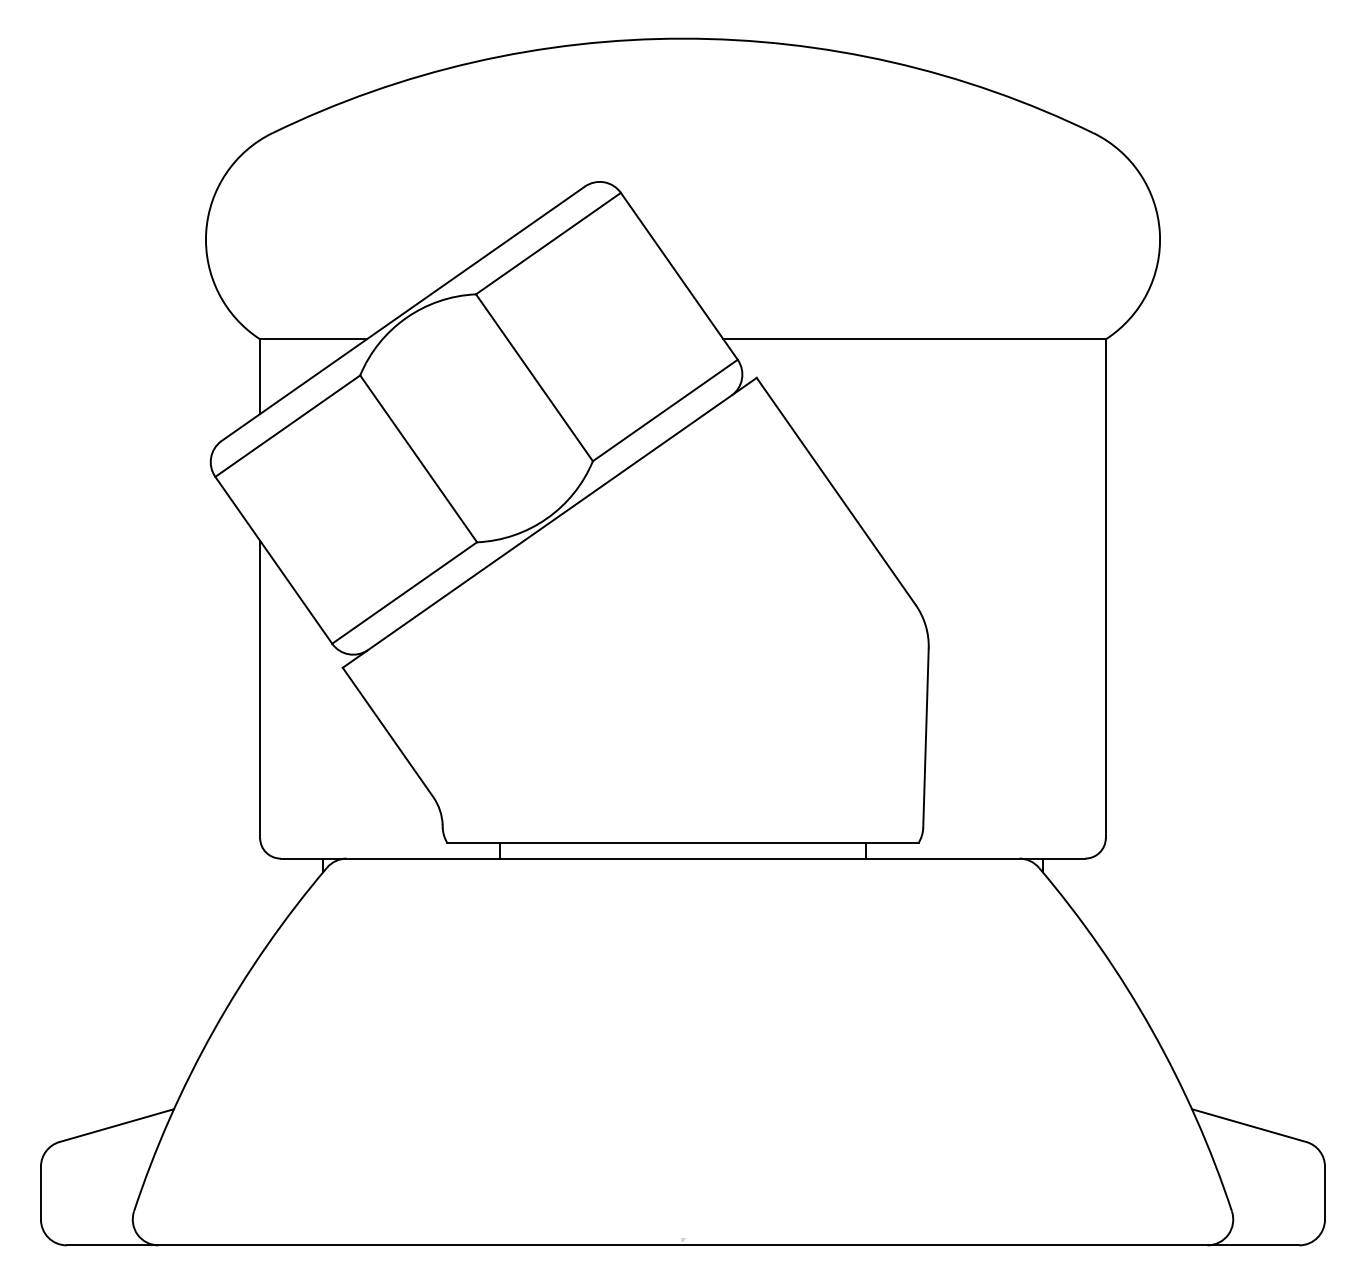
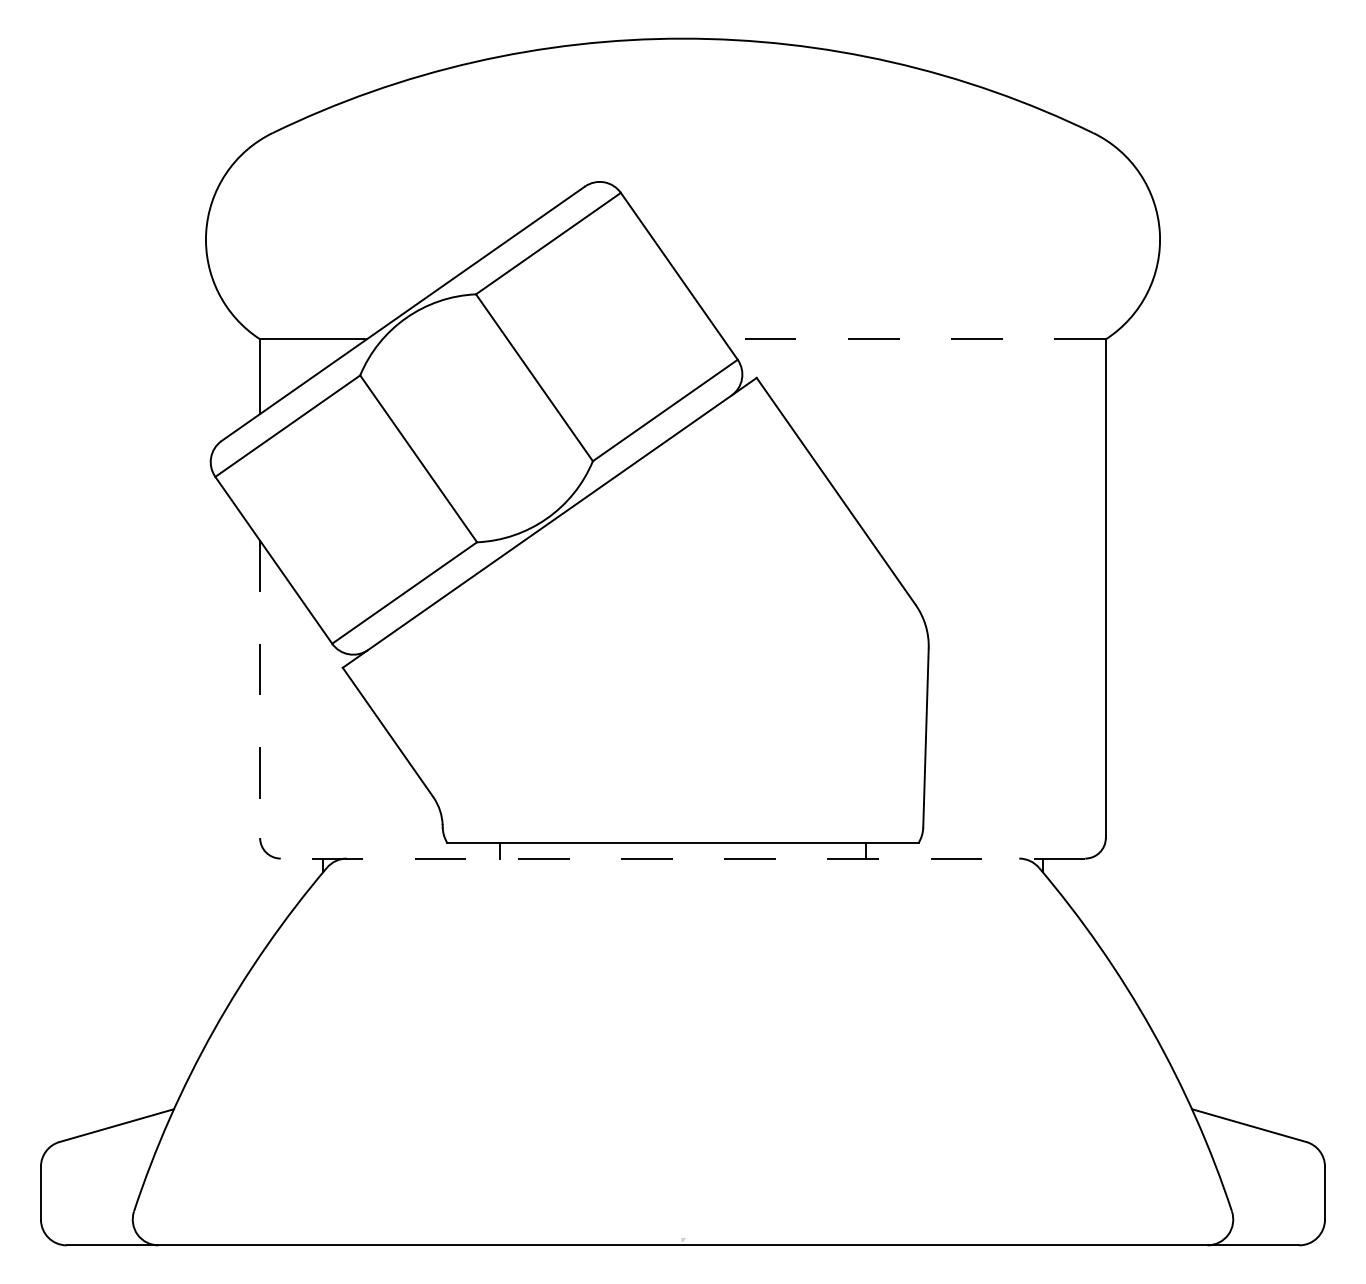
line: solid -> dashed (914, 339)
line: solid -> dashed (260, 689)
line: solid -> dashed (682, 858)
